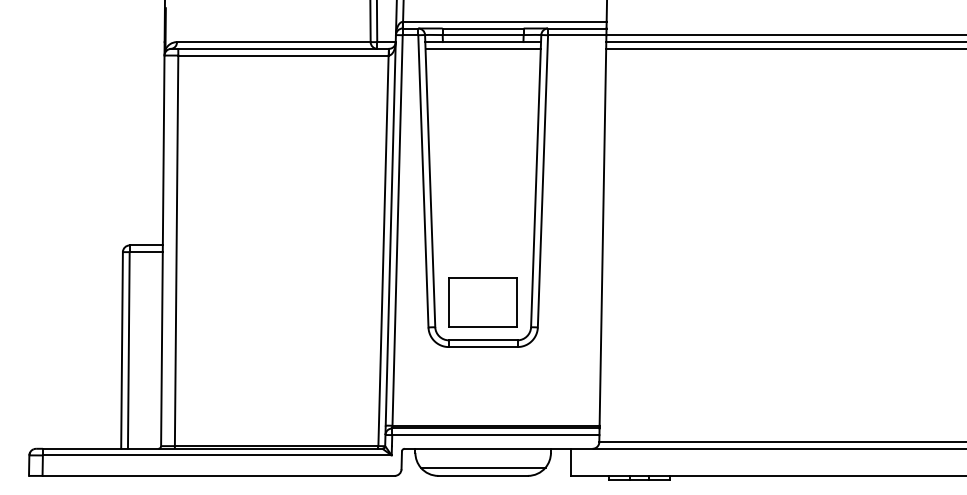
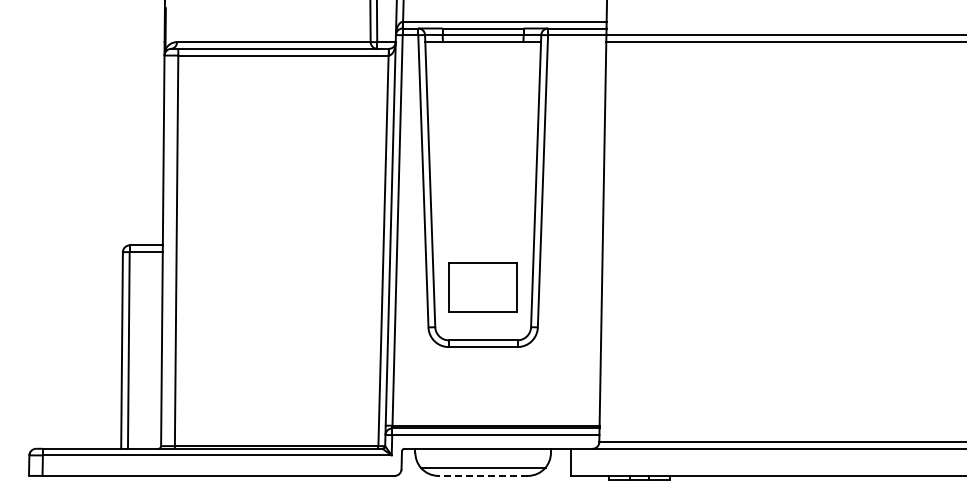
line: present -> none (482, 48)
line: present -> none (784, 48)
part position: (482, 302) -> (482, 287) (482, 287)
line: solid -> dashed (483, 475)
